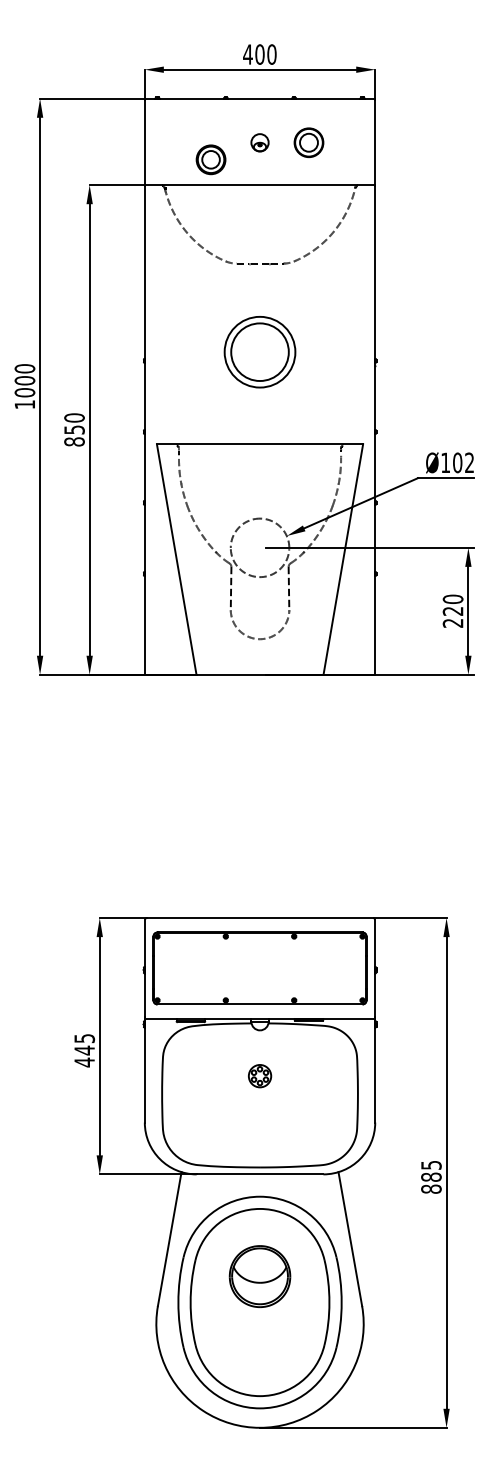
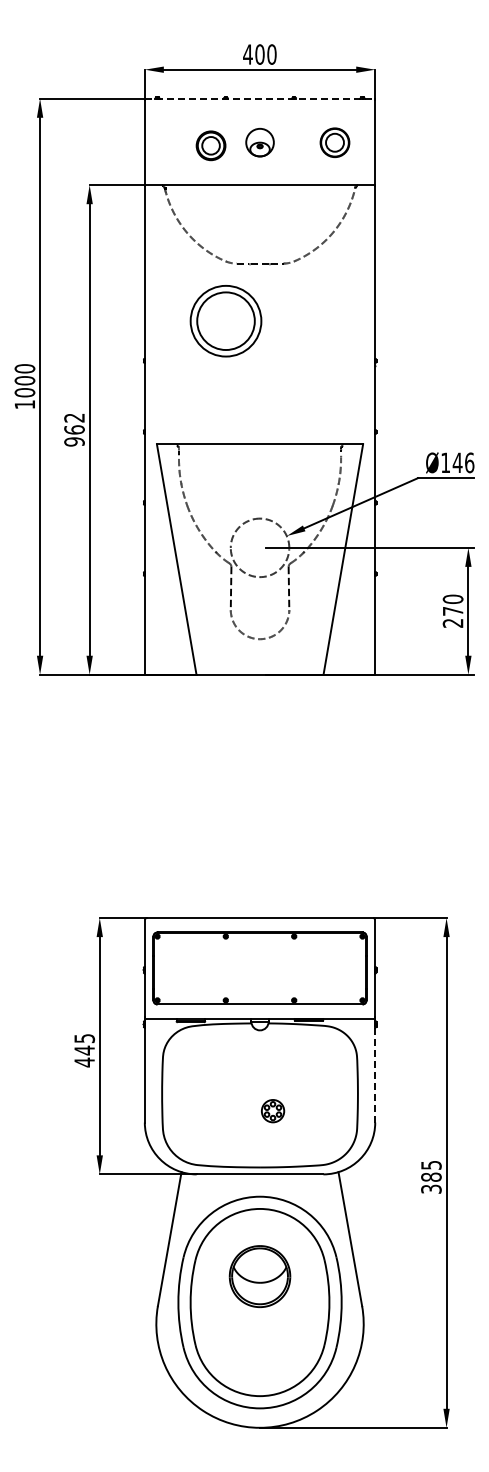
line: solid -> dashed (260, 98)
part size: 20x20 px -> 30x31 px (259, 142)
part position: (308, 142) -> (334, 142) (334, 142)
part position: (210, 159) -> (210, 145) (210, 145)
part position: (259, 352) -> (225, 321) (225, 321)
text: 850 -> 962 (74, 429)
text: Ø102 -> Ø146 (463, 462)
text: 220 -> 270 (452, 611)
line: solid -> dashed (375, 1070)
part position: (260, 1076) -> (273, 1111) (273, 1111)
text: 885 -> 385 (431, 1188)
